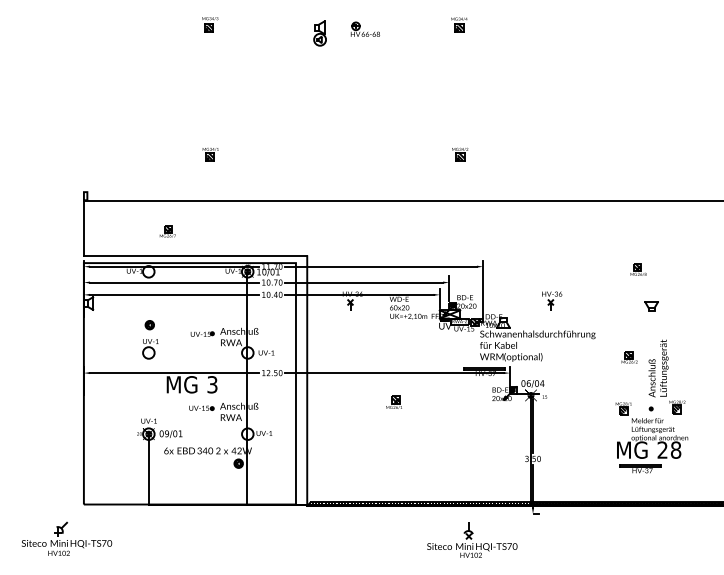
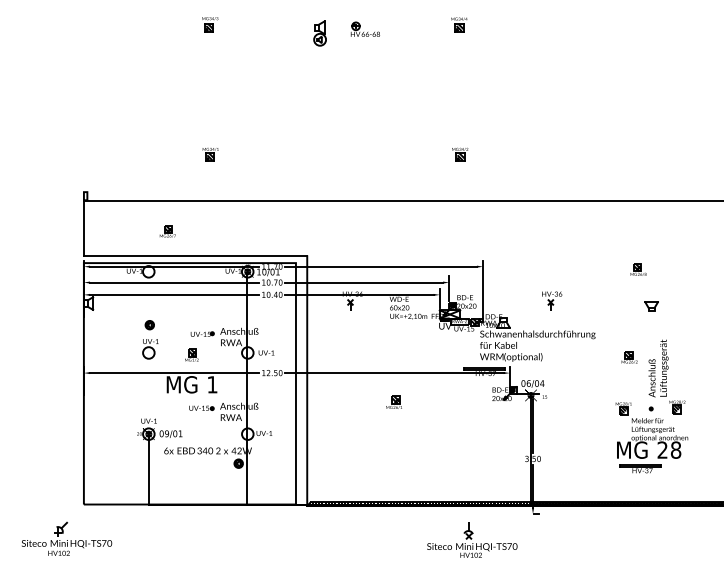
part: none -> present (191, 354)
text: 3 -> 1 (212, 384)
